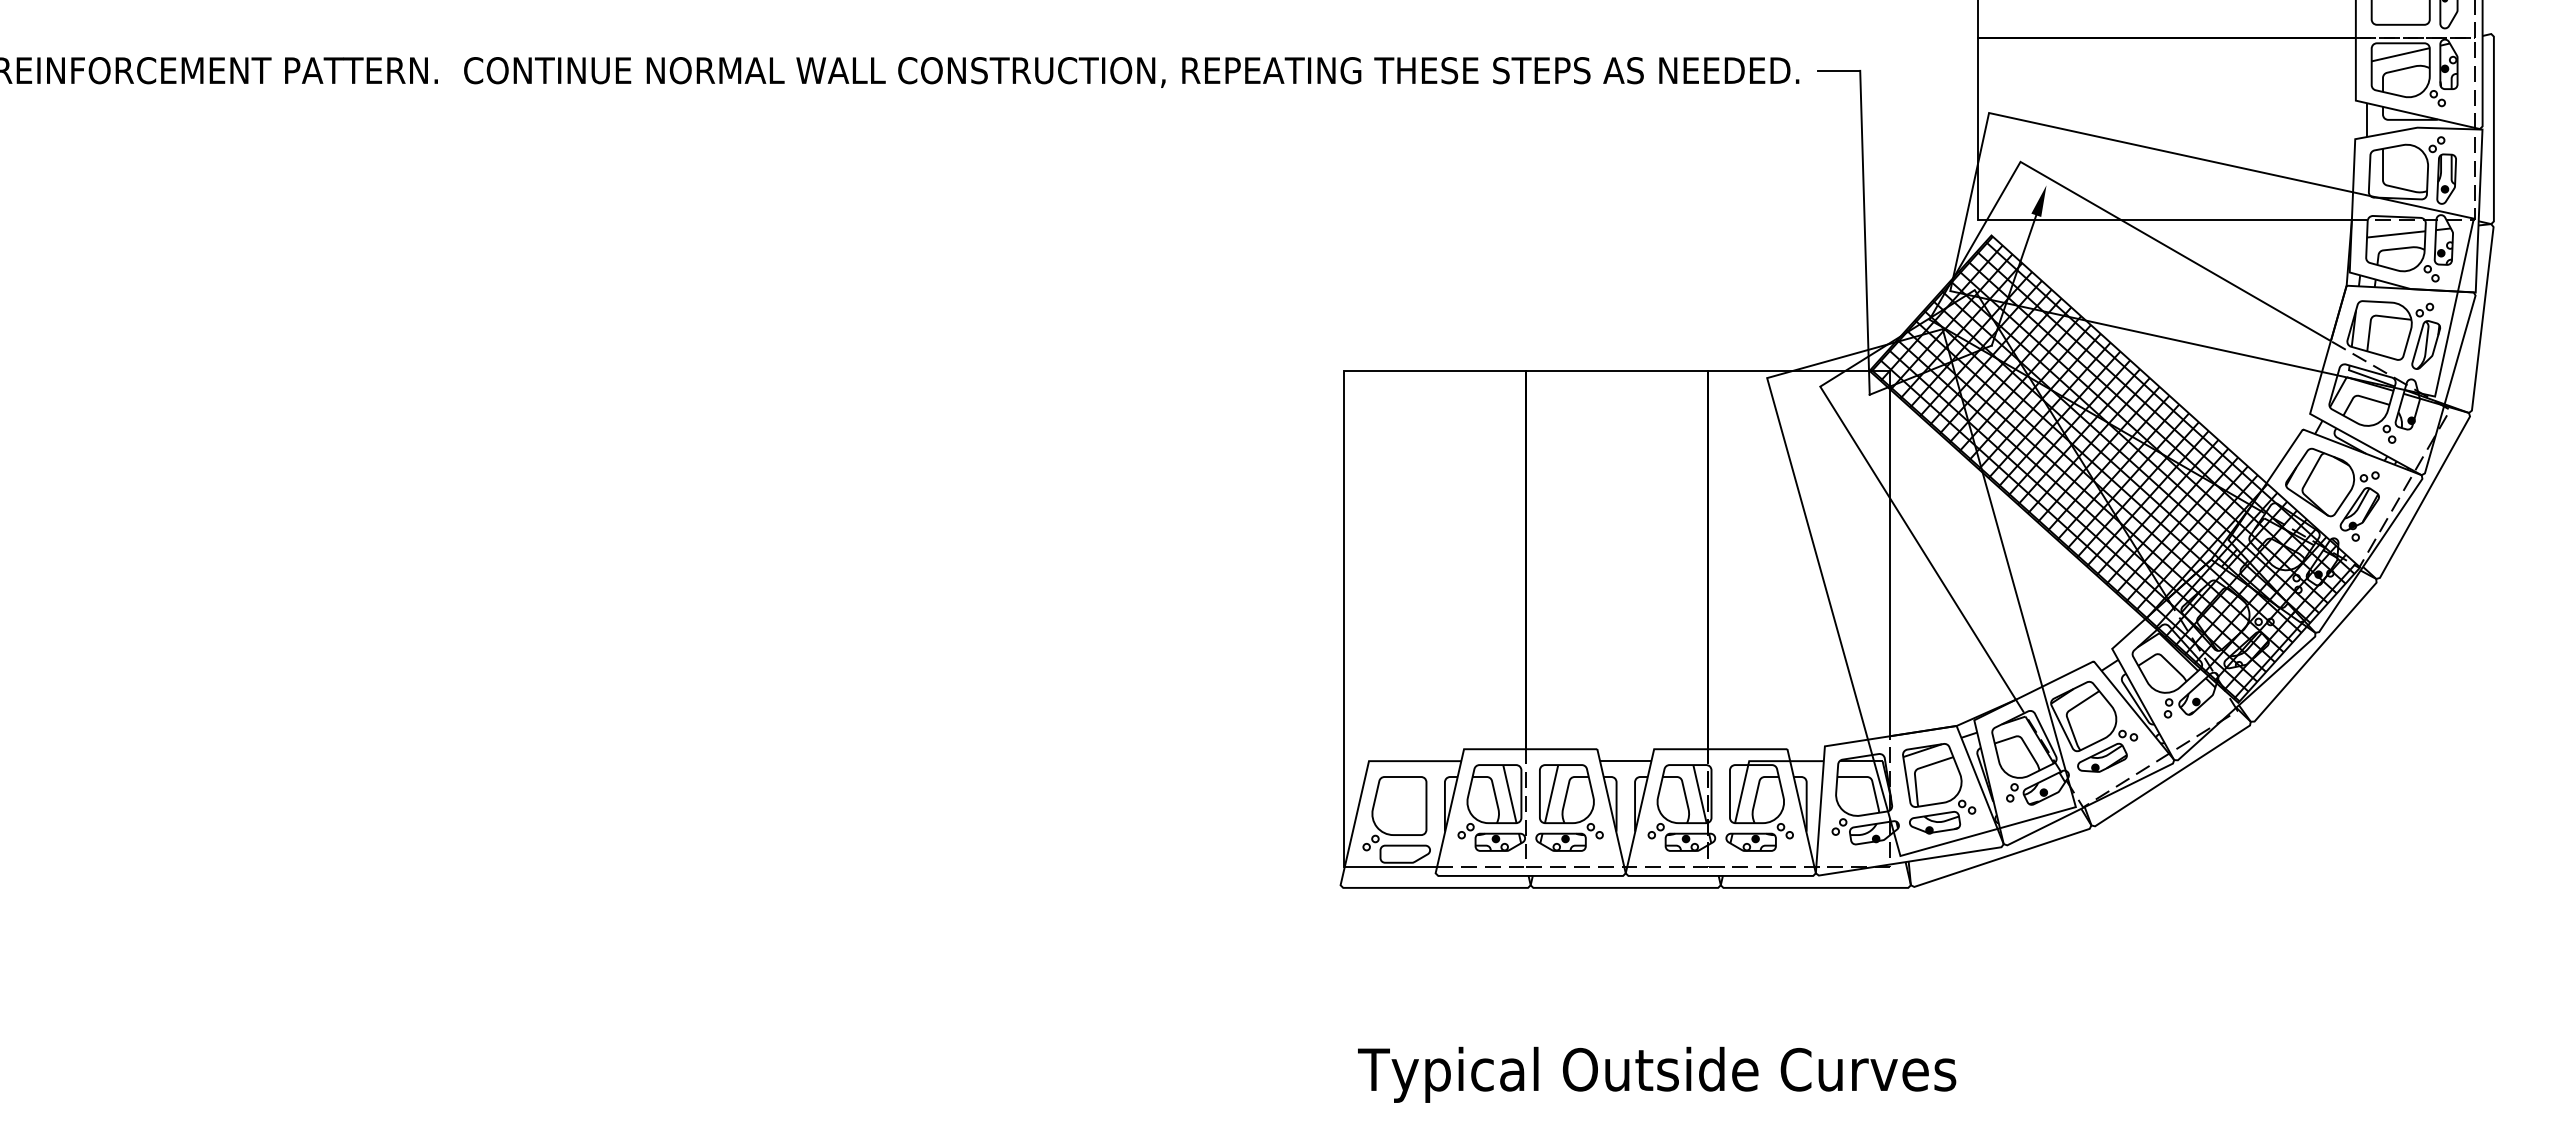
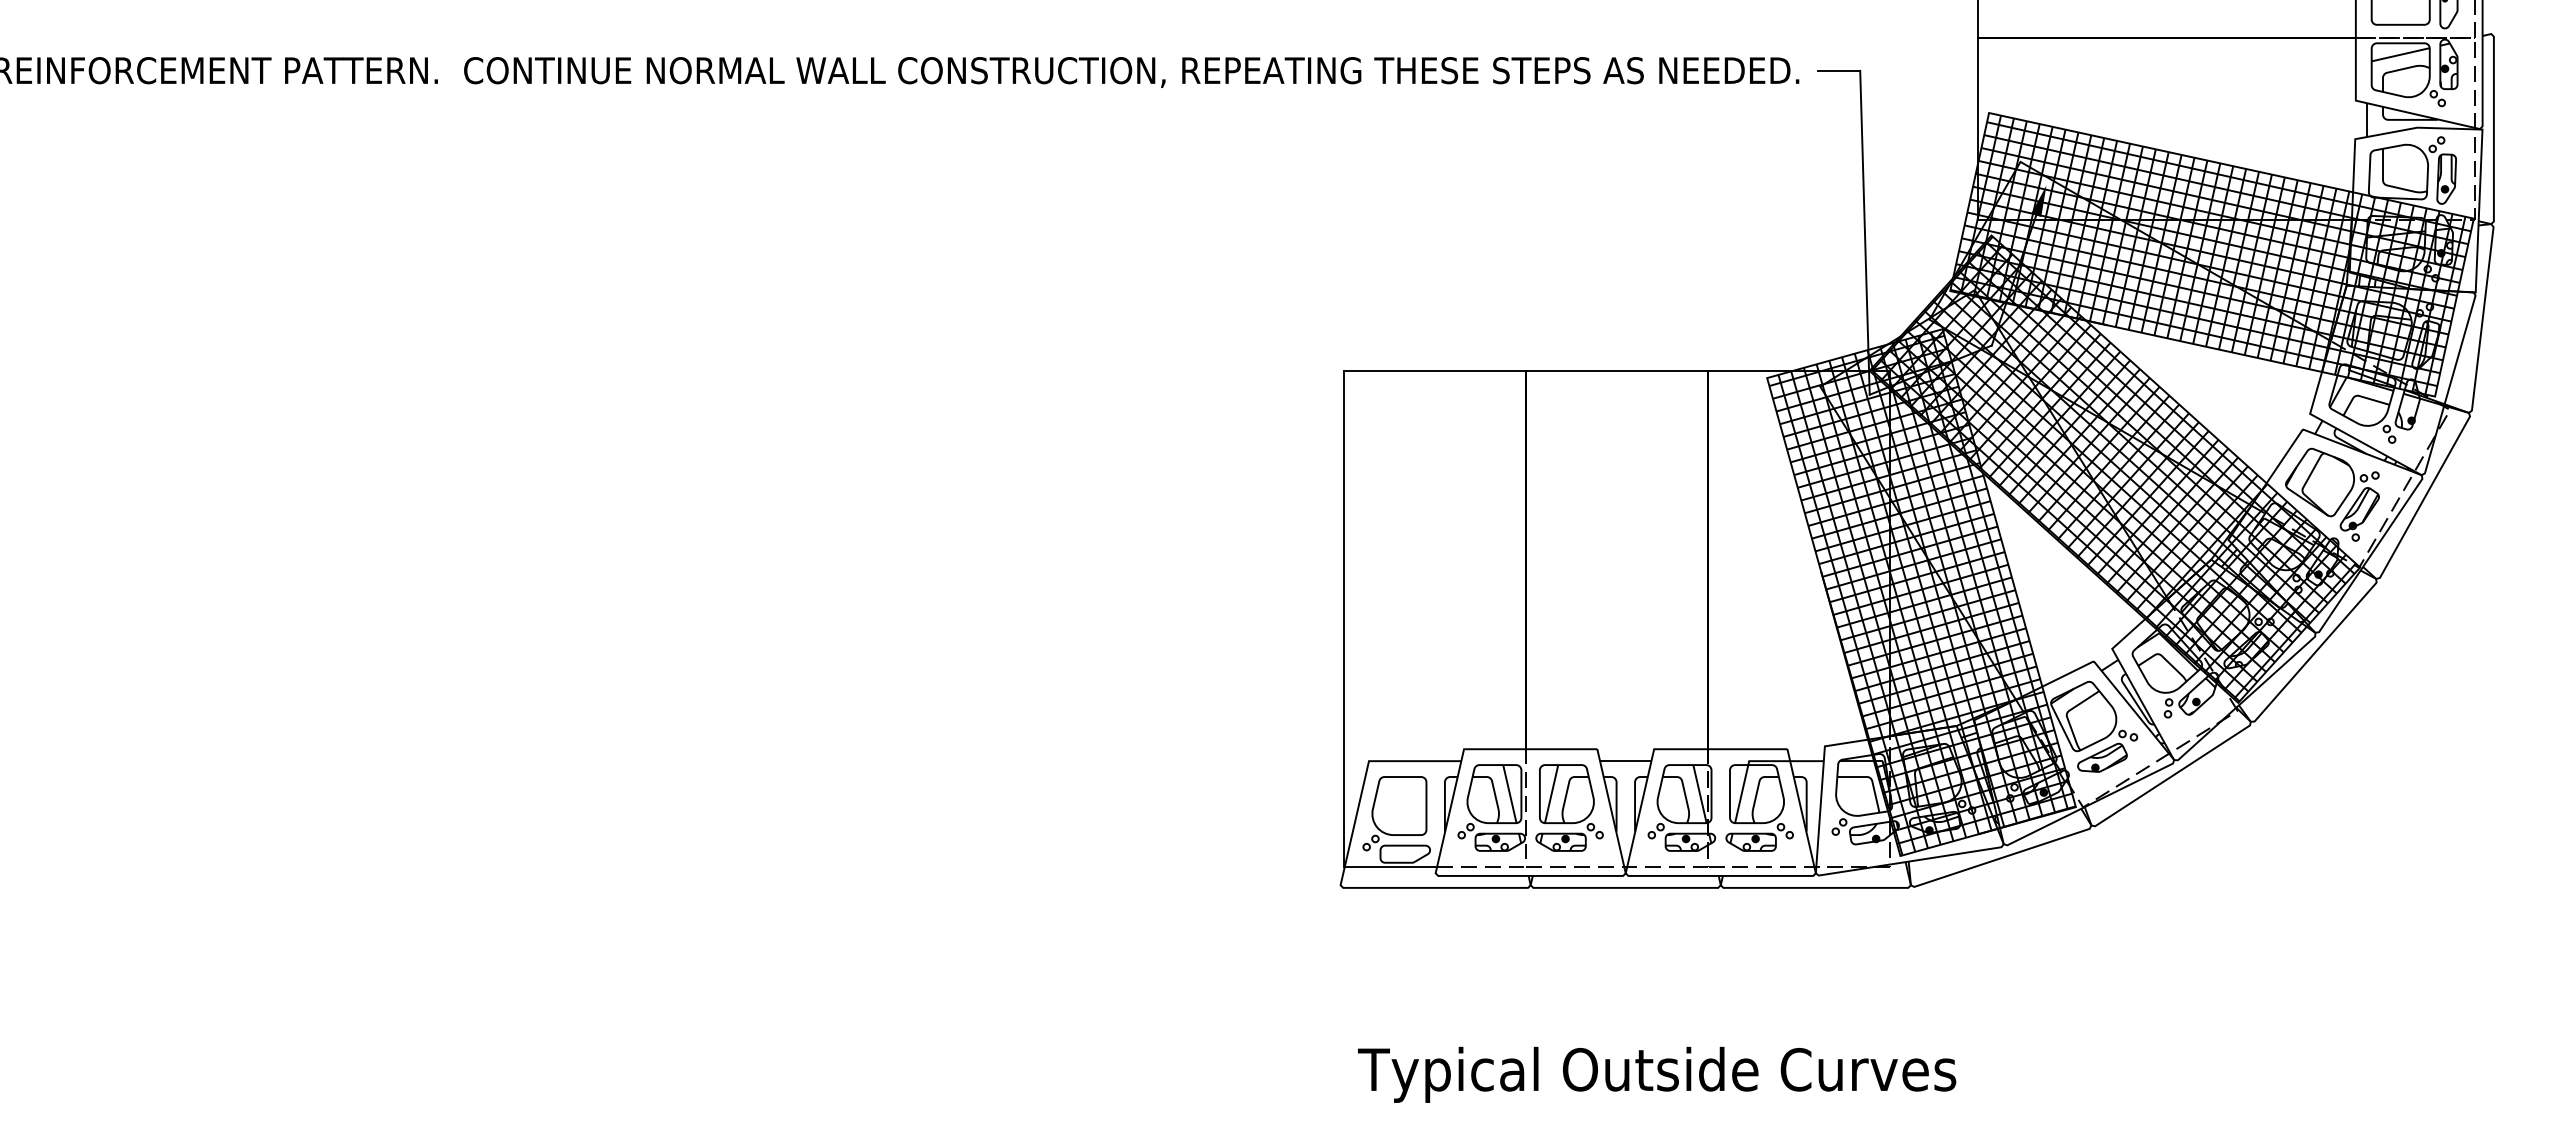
hatch: none -> present (2210, 254)
hatch: none -> present (1922, 593)
